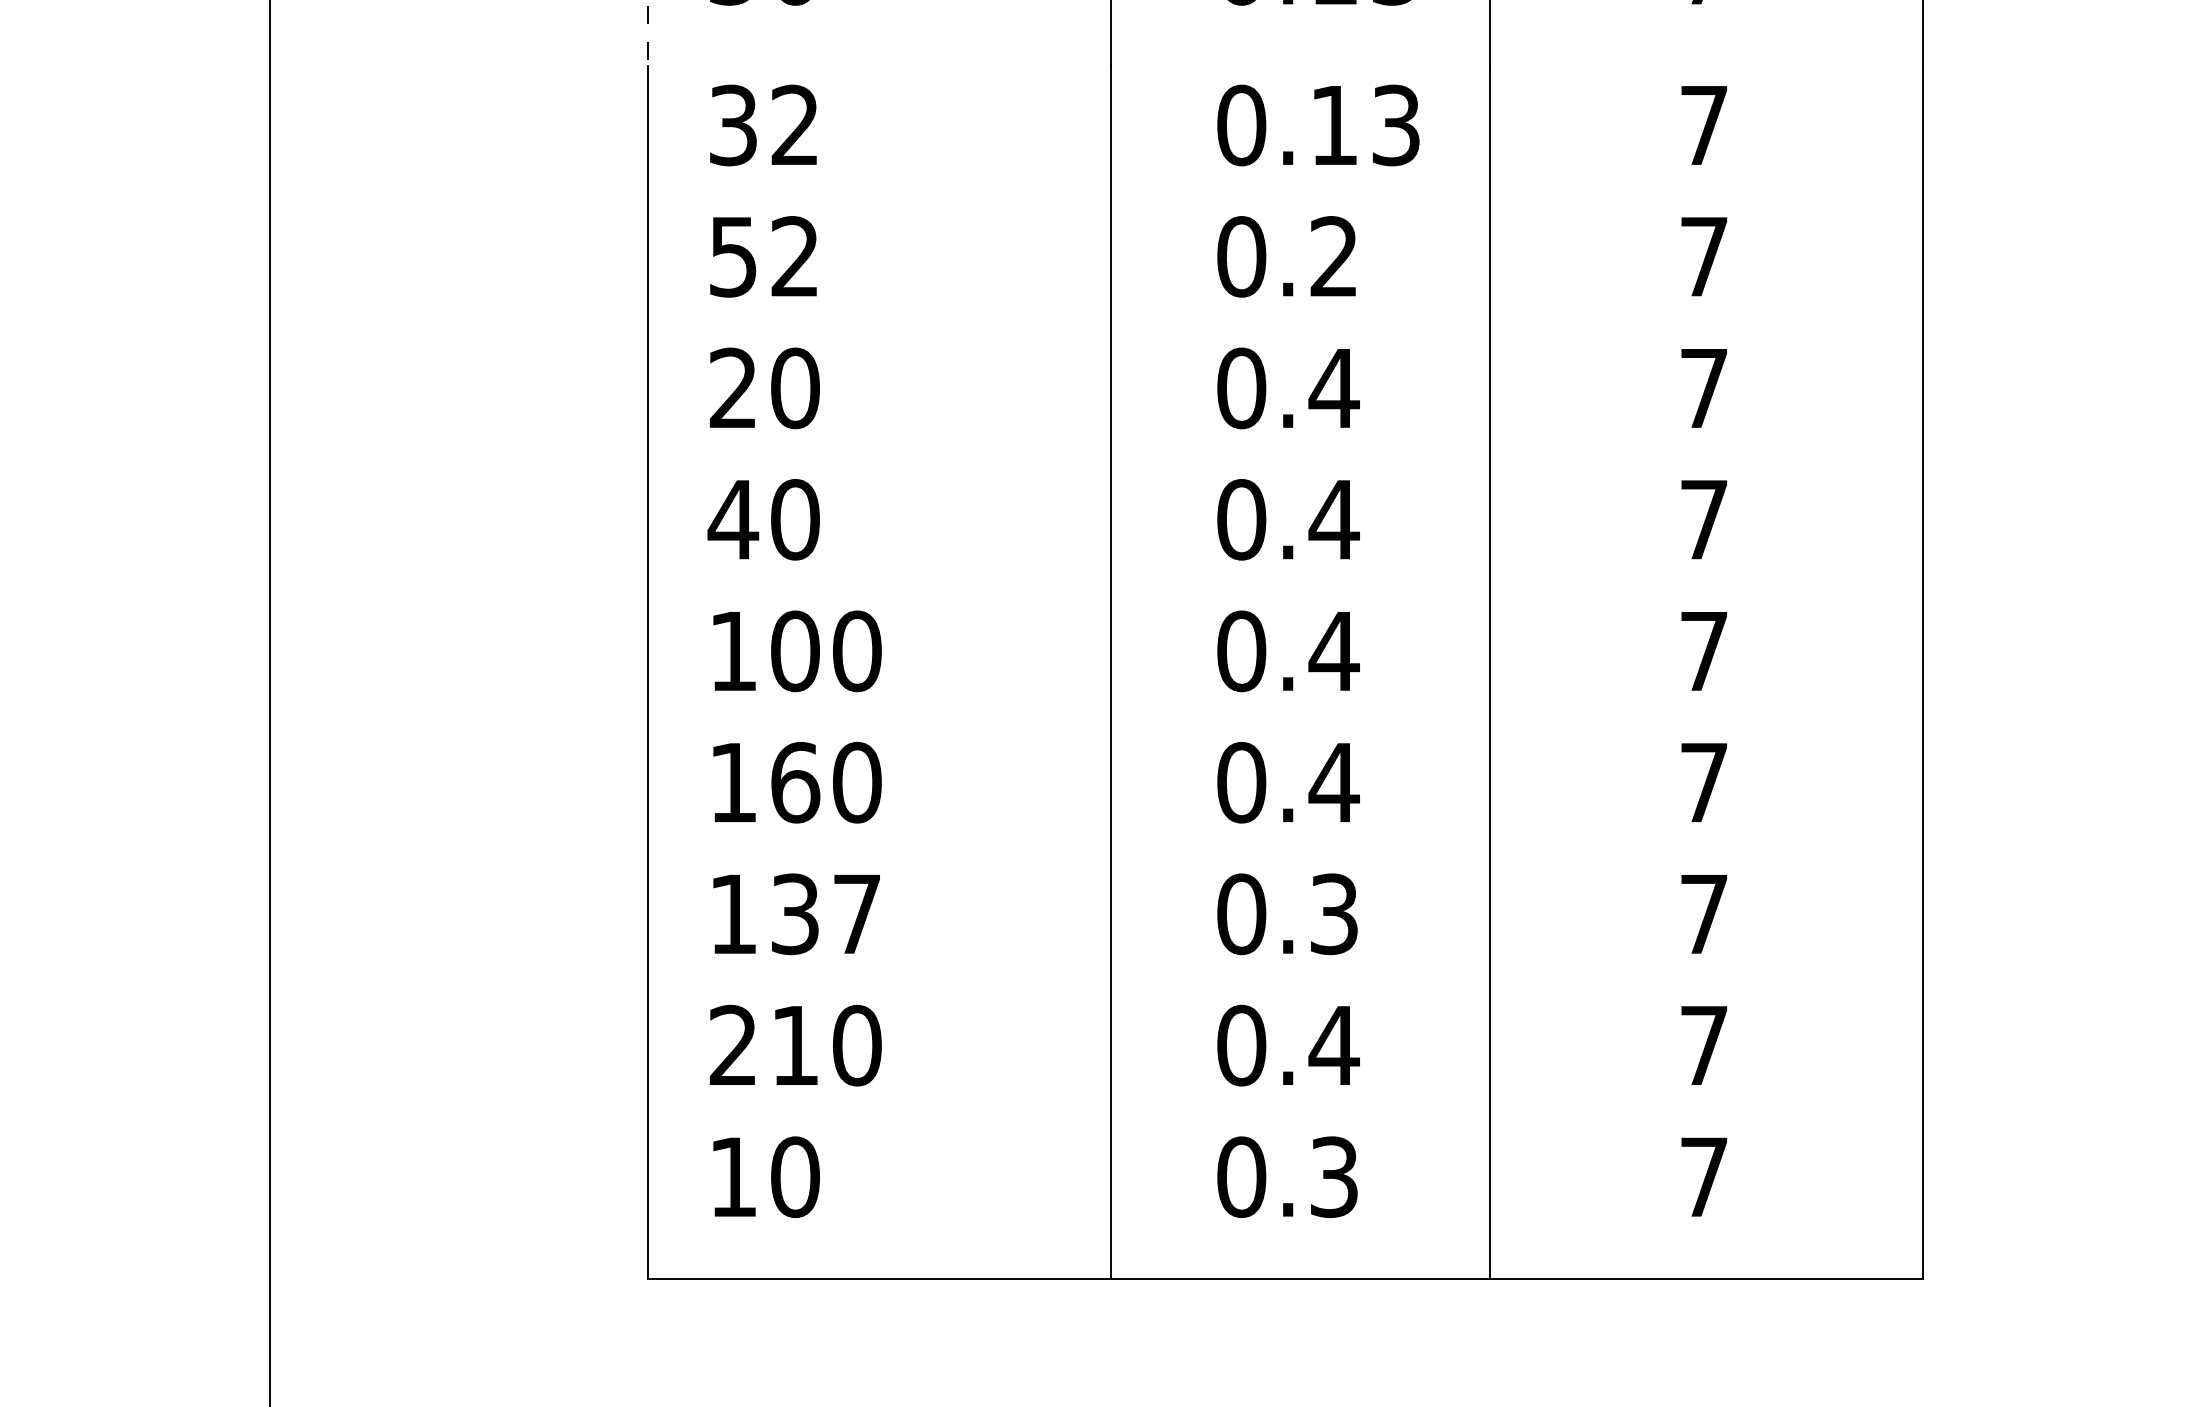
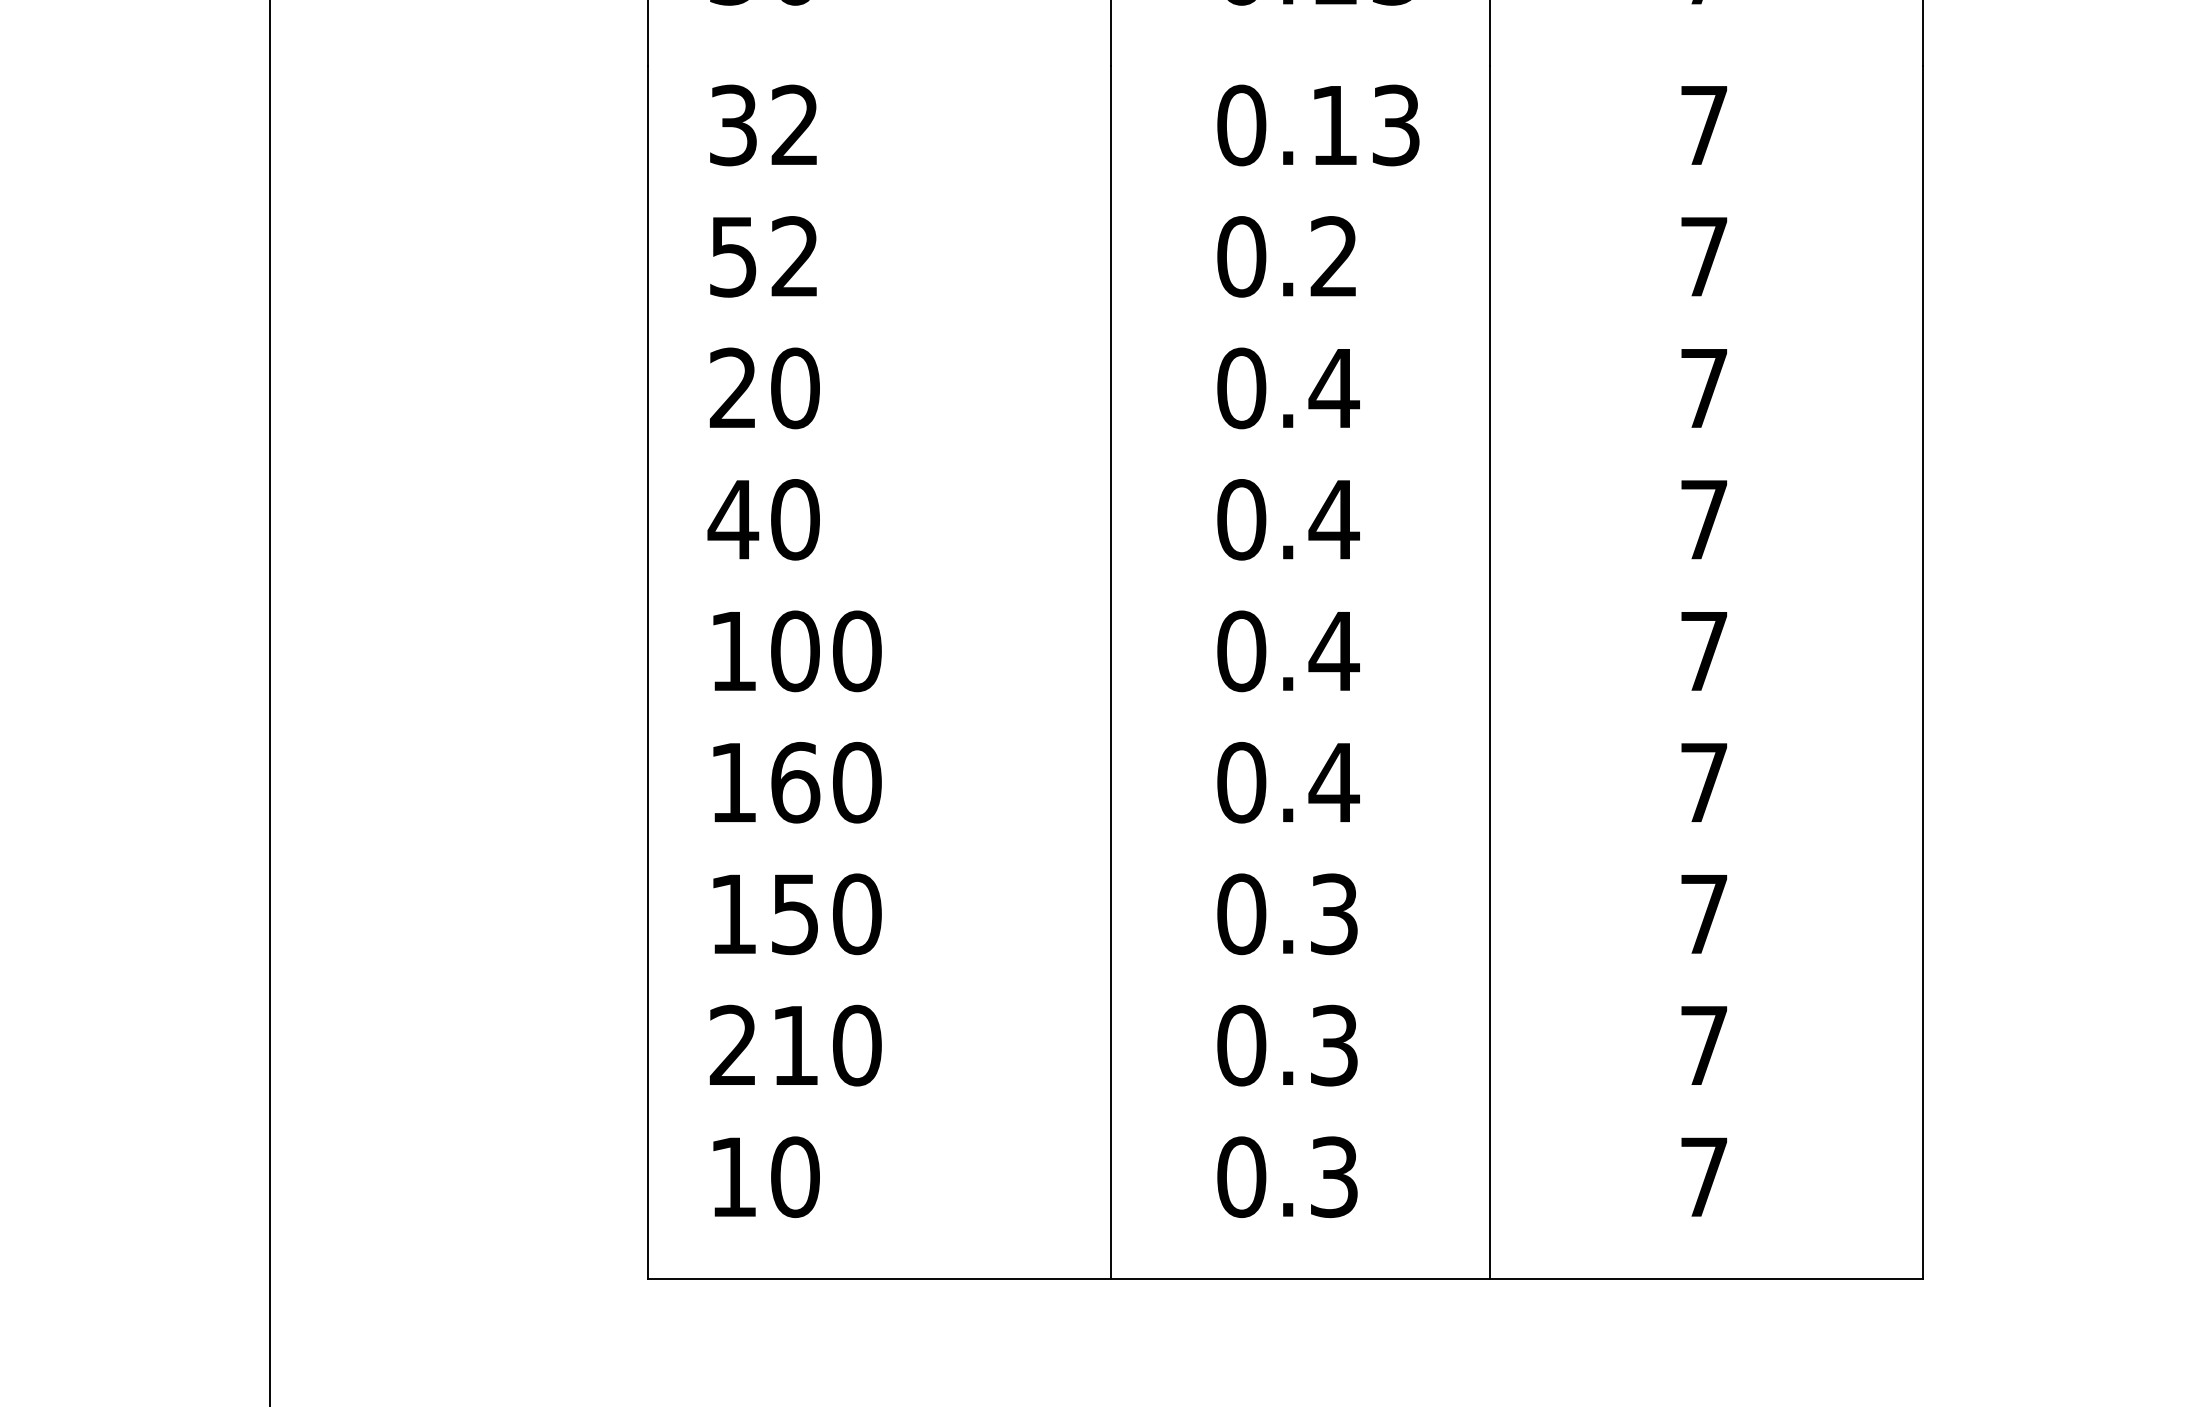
line: dashed -> solid (648, 33)
text: 137 -> 150 (826, 914)
text: 0.4 -> 0.3 (1333, 1045)
